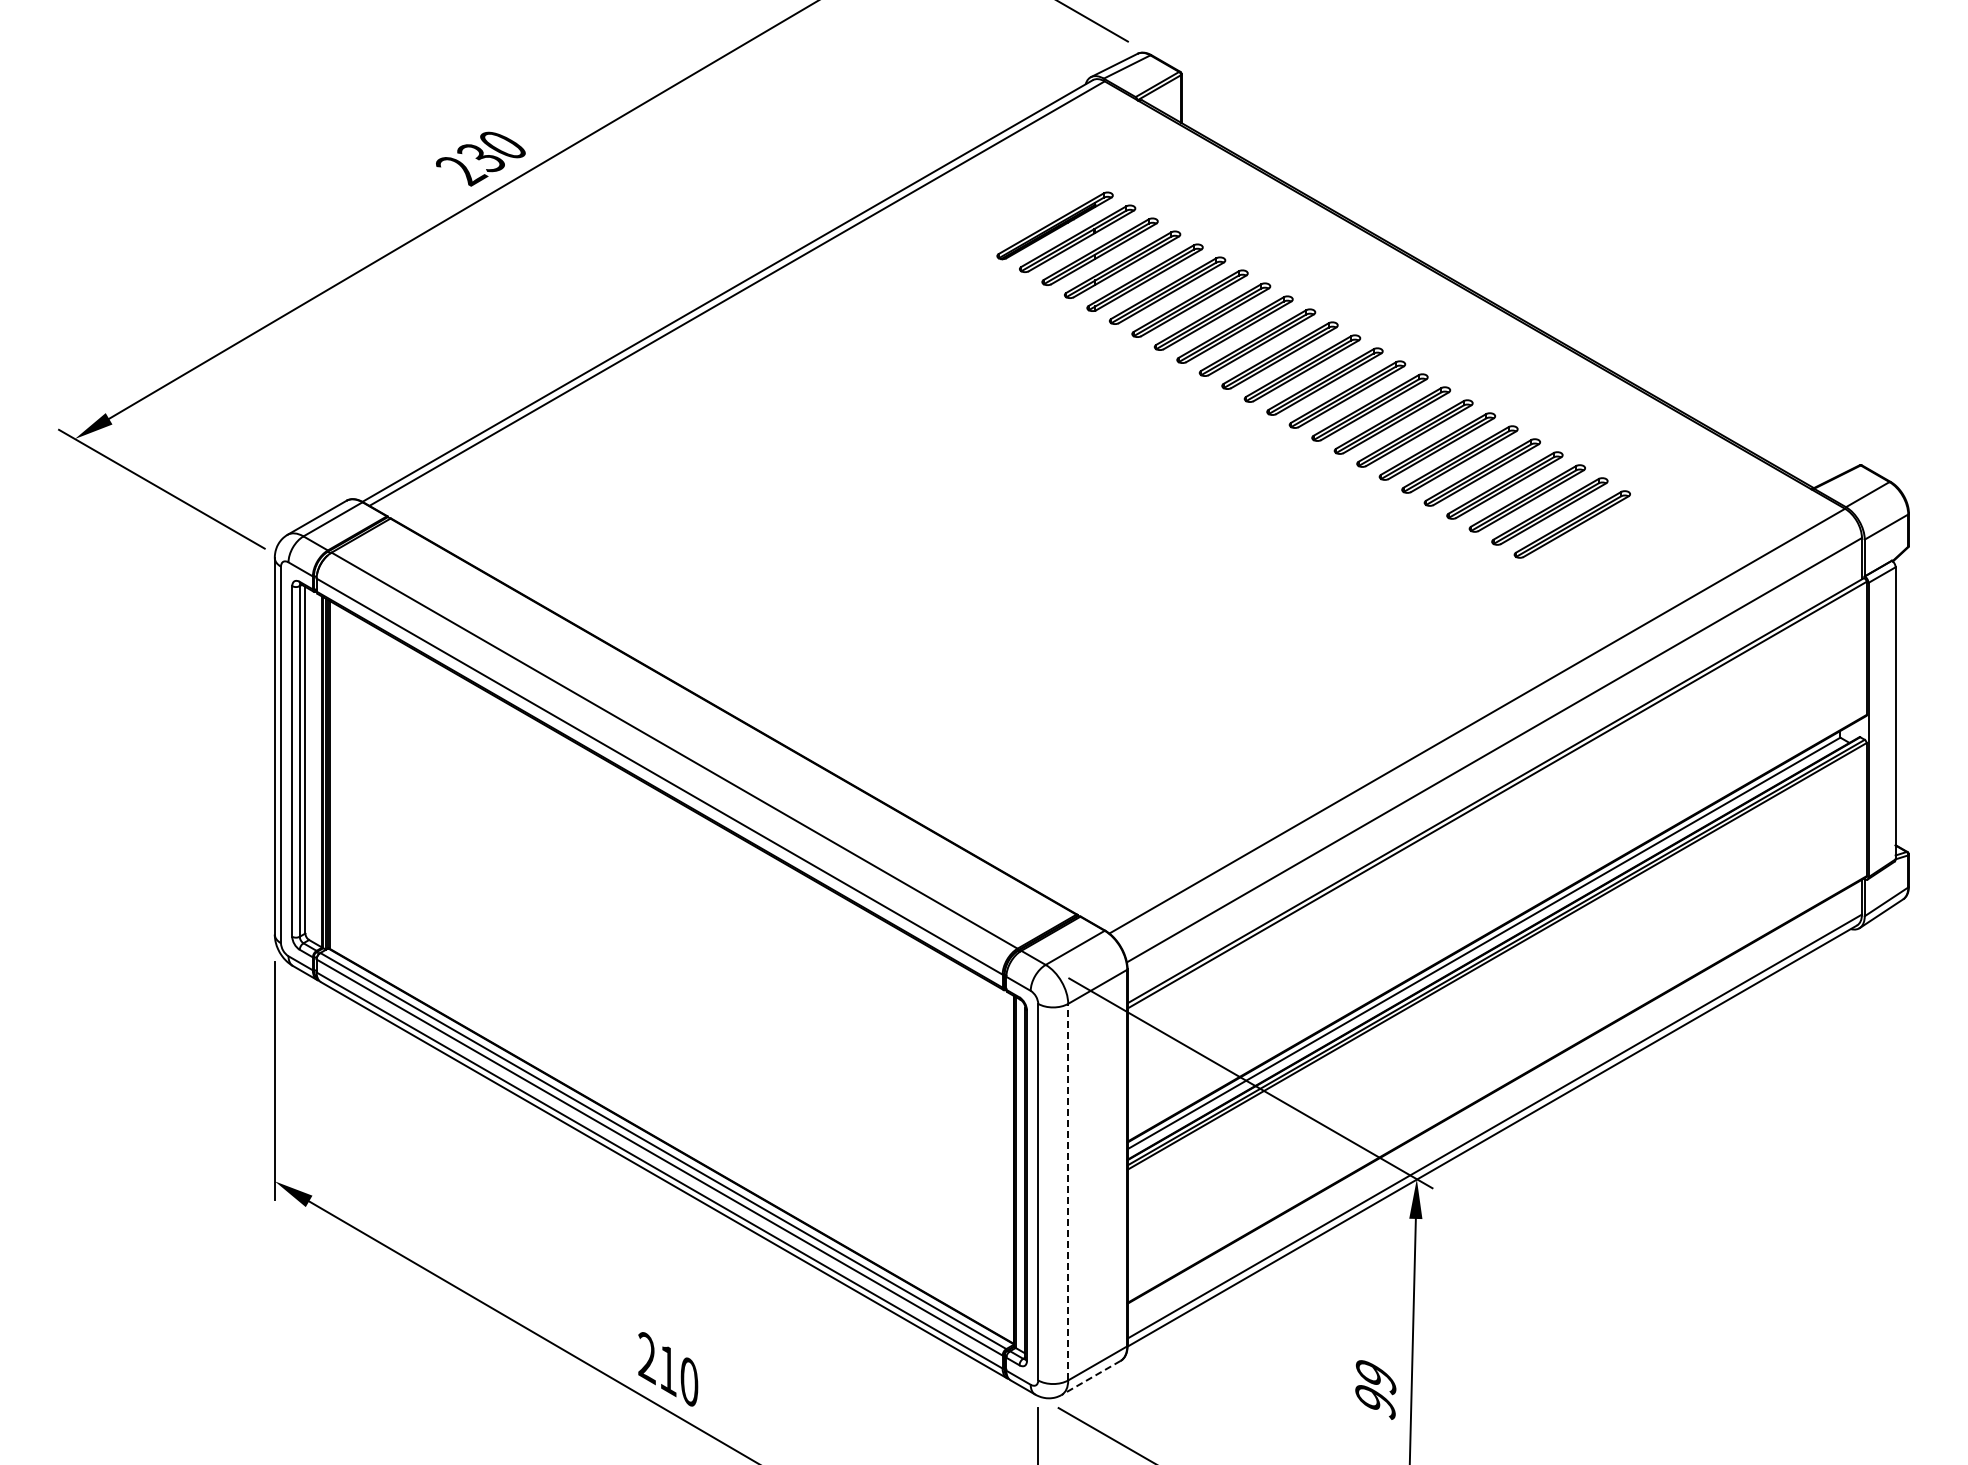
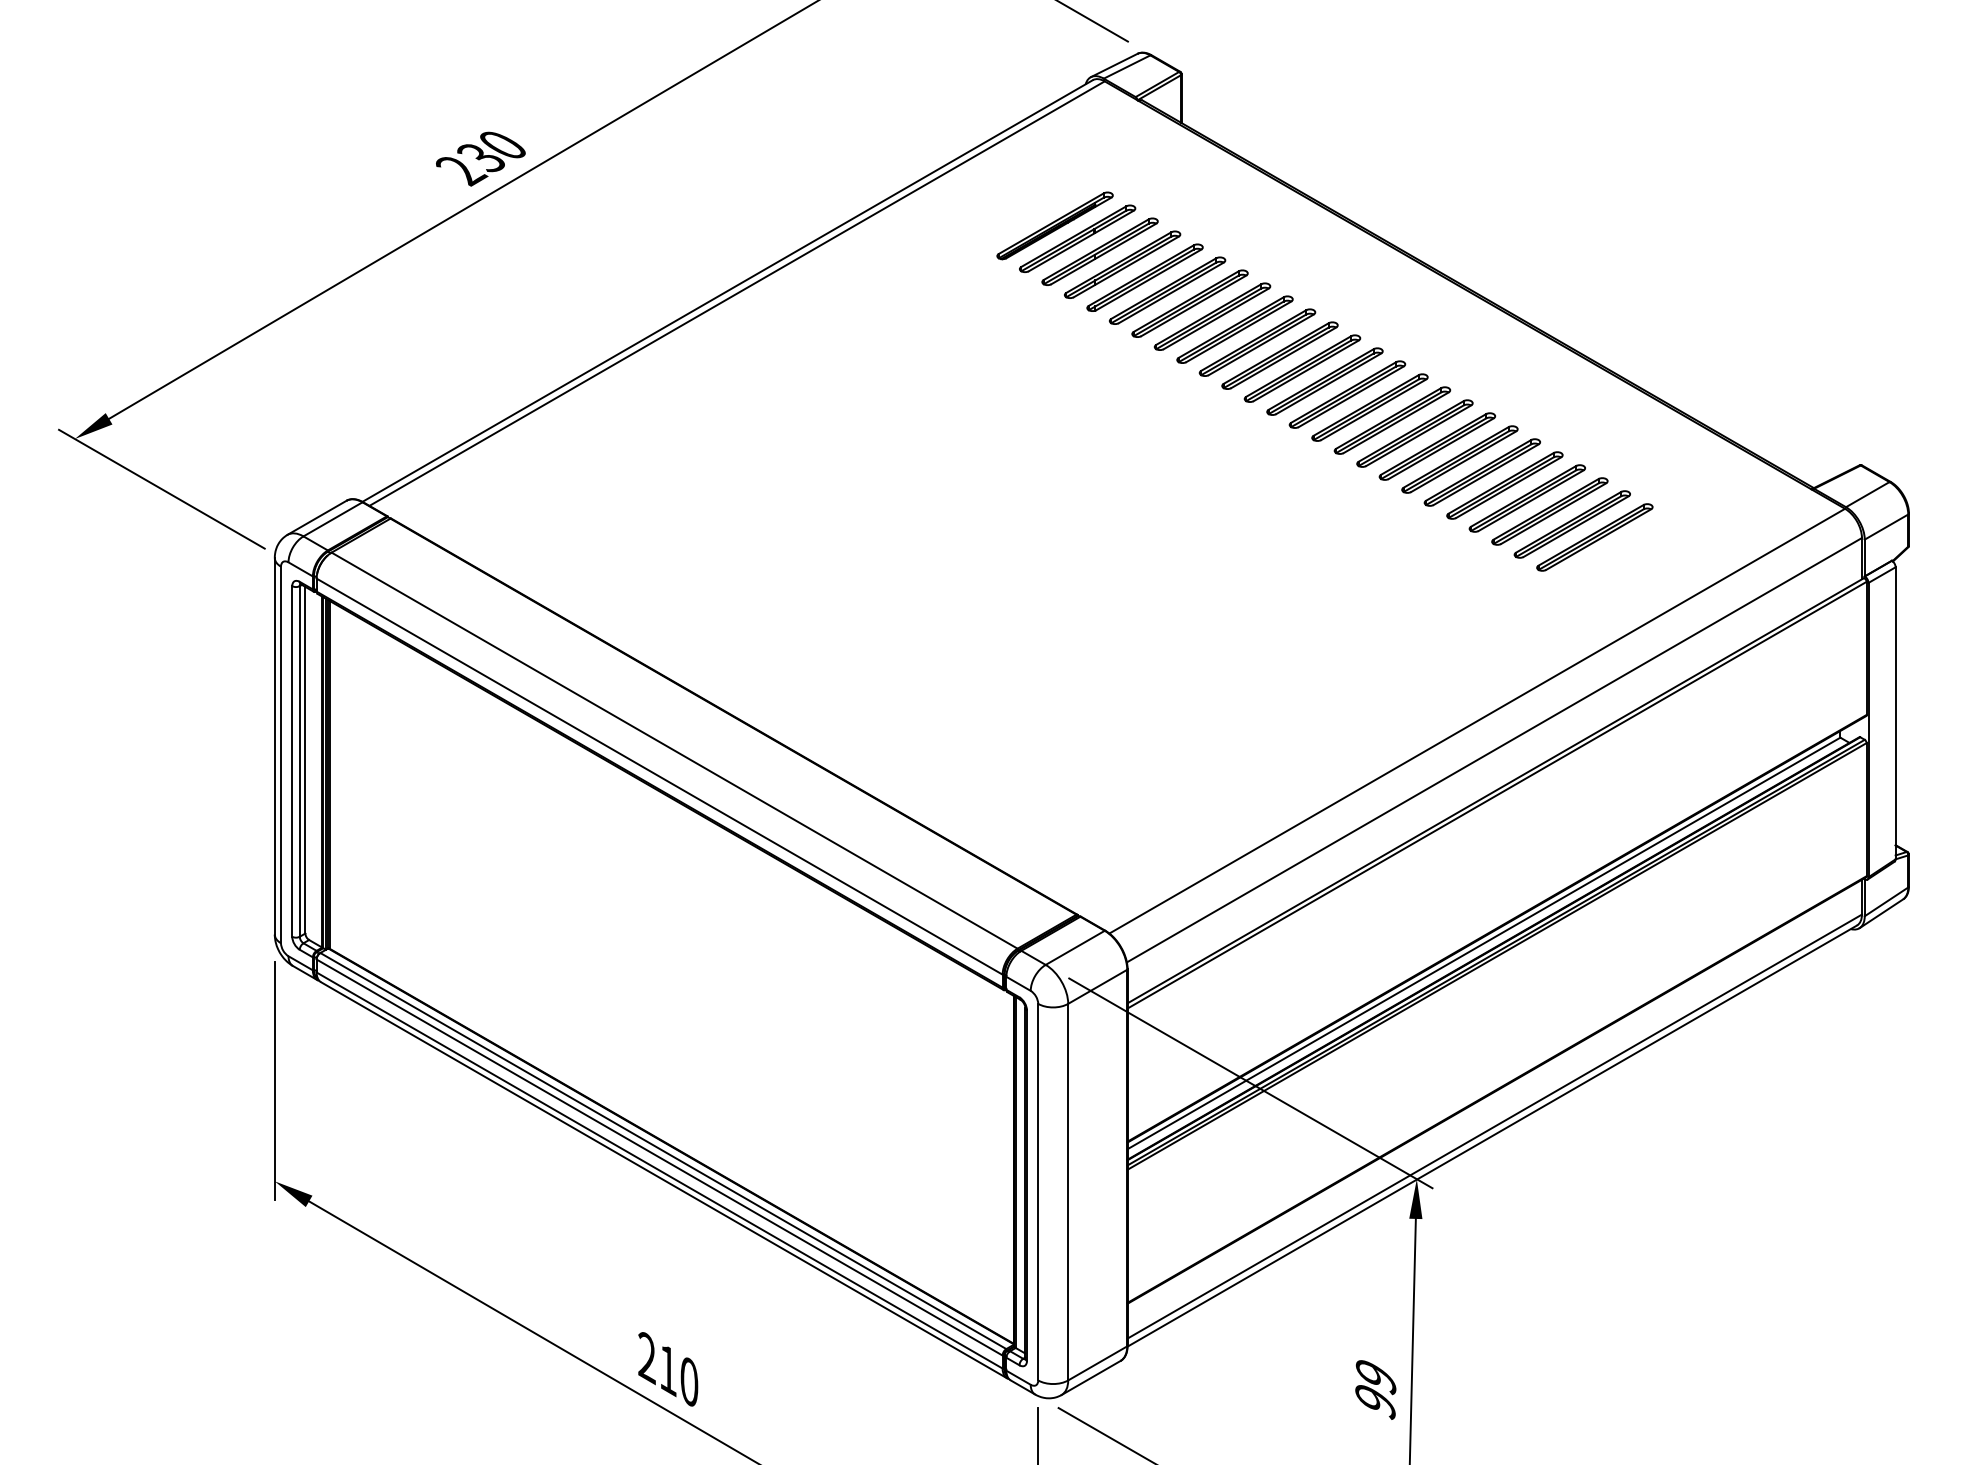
part: none -> present (1594, 537)
line: dashed -> solid (1068, 1191)
line: dashed -> solid (1090, 1378)
